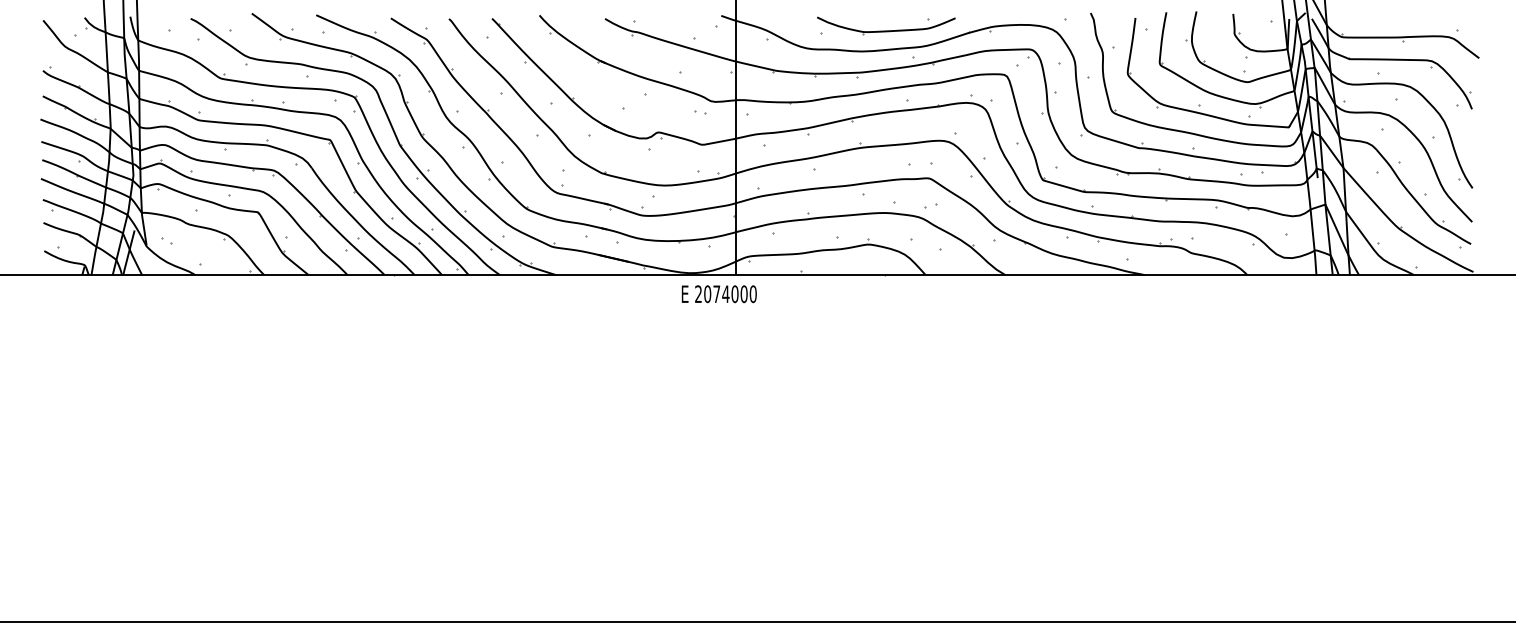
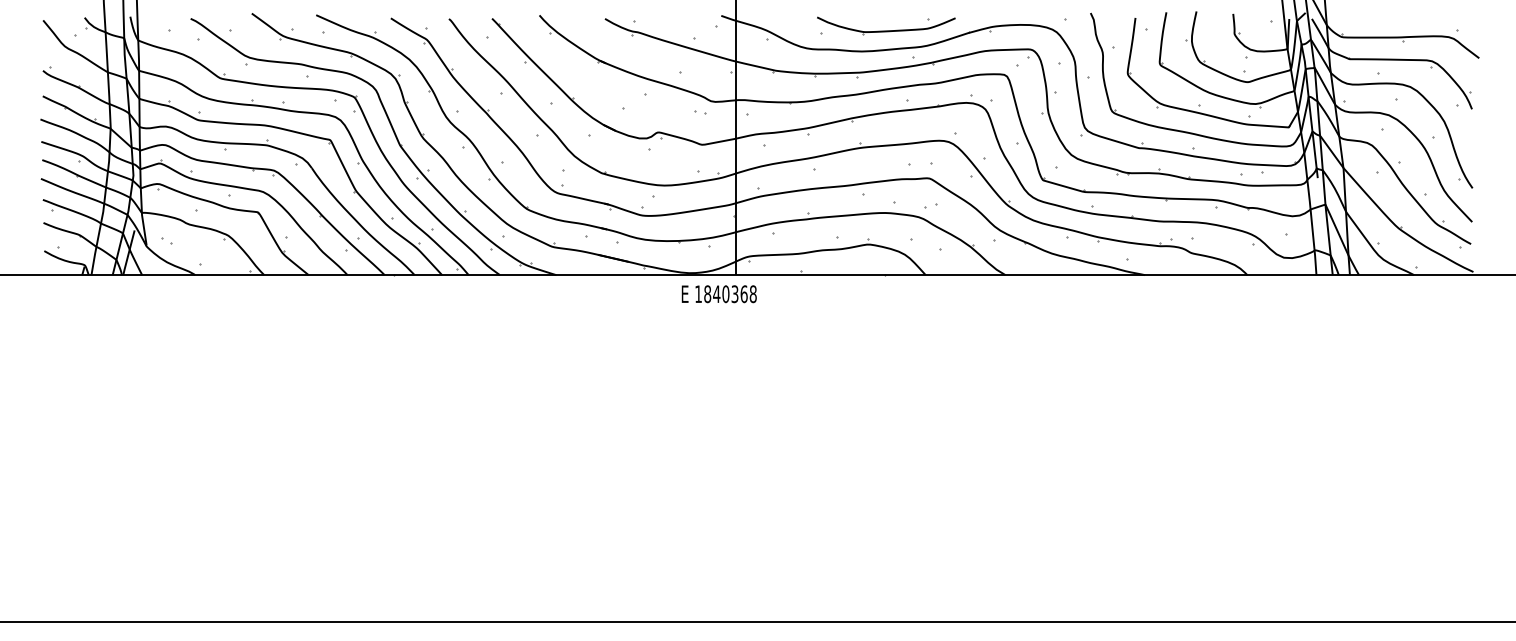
text: 2074000 -> 1840368 (725, 294)
